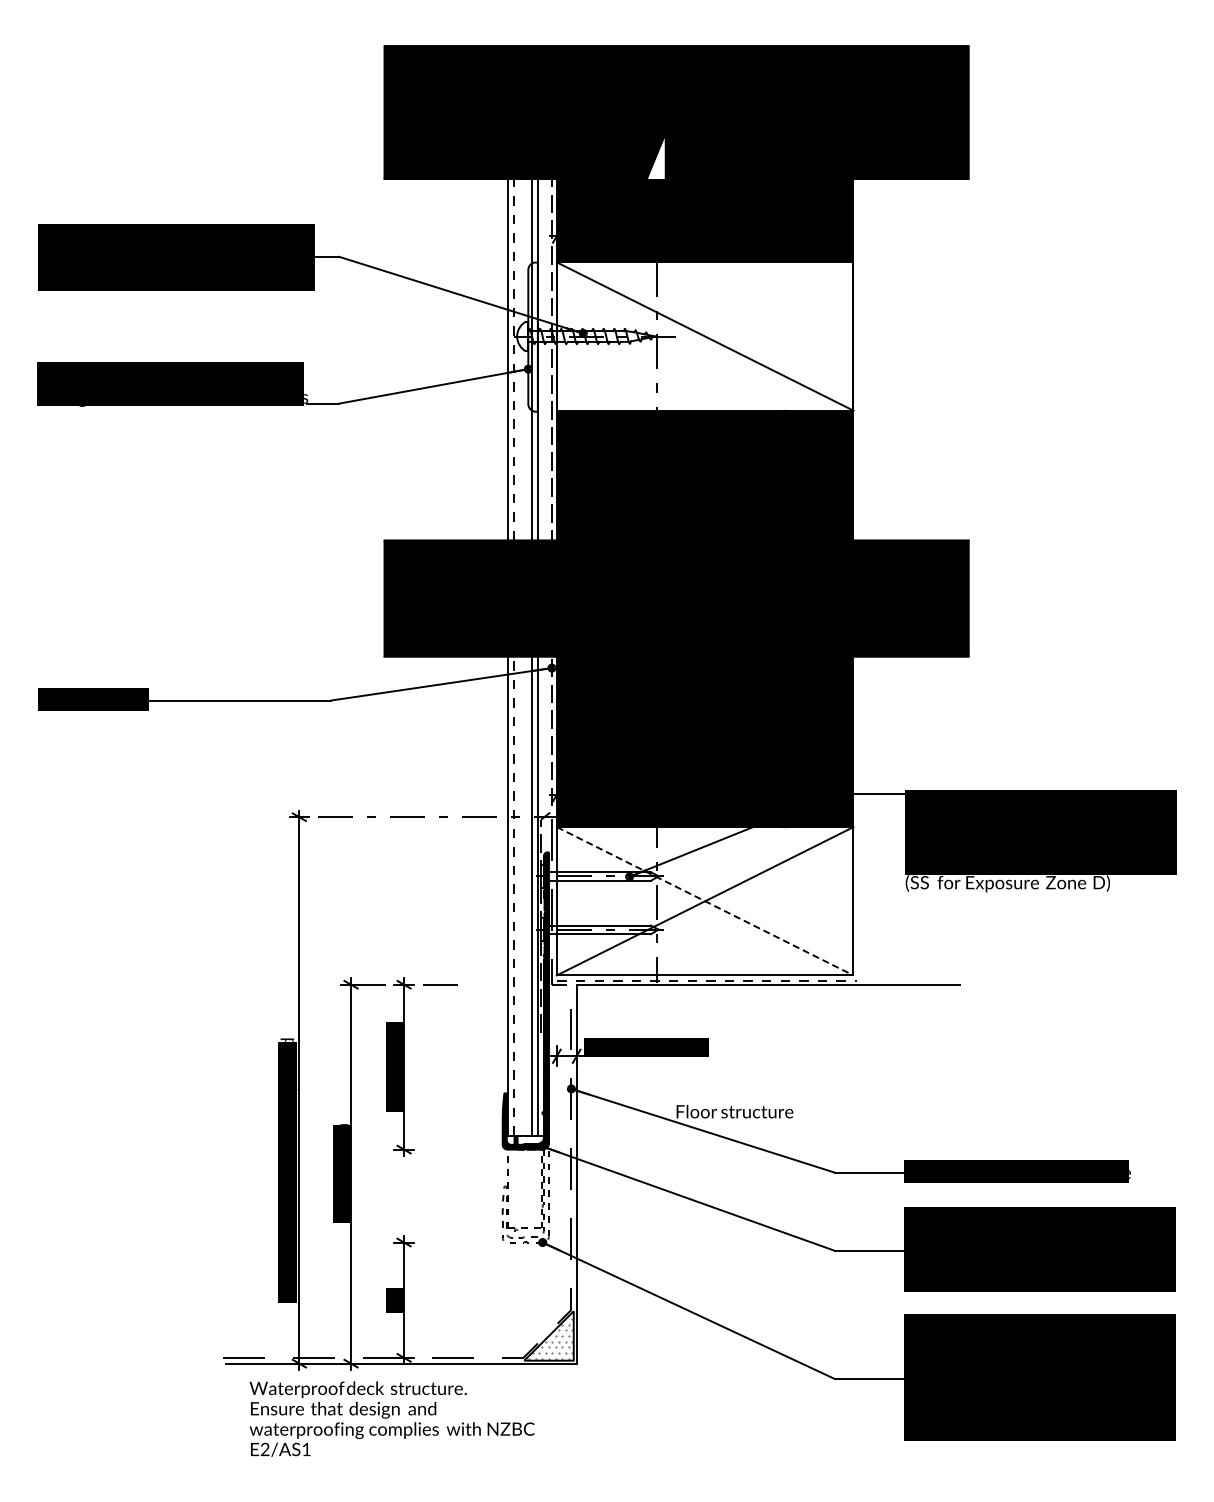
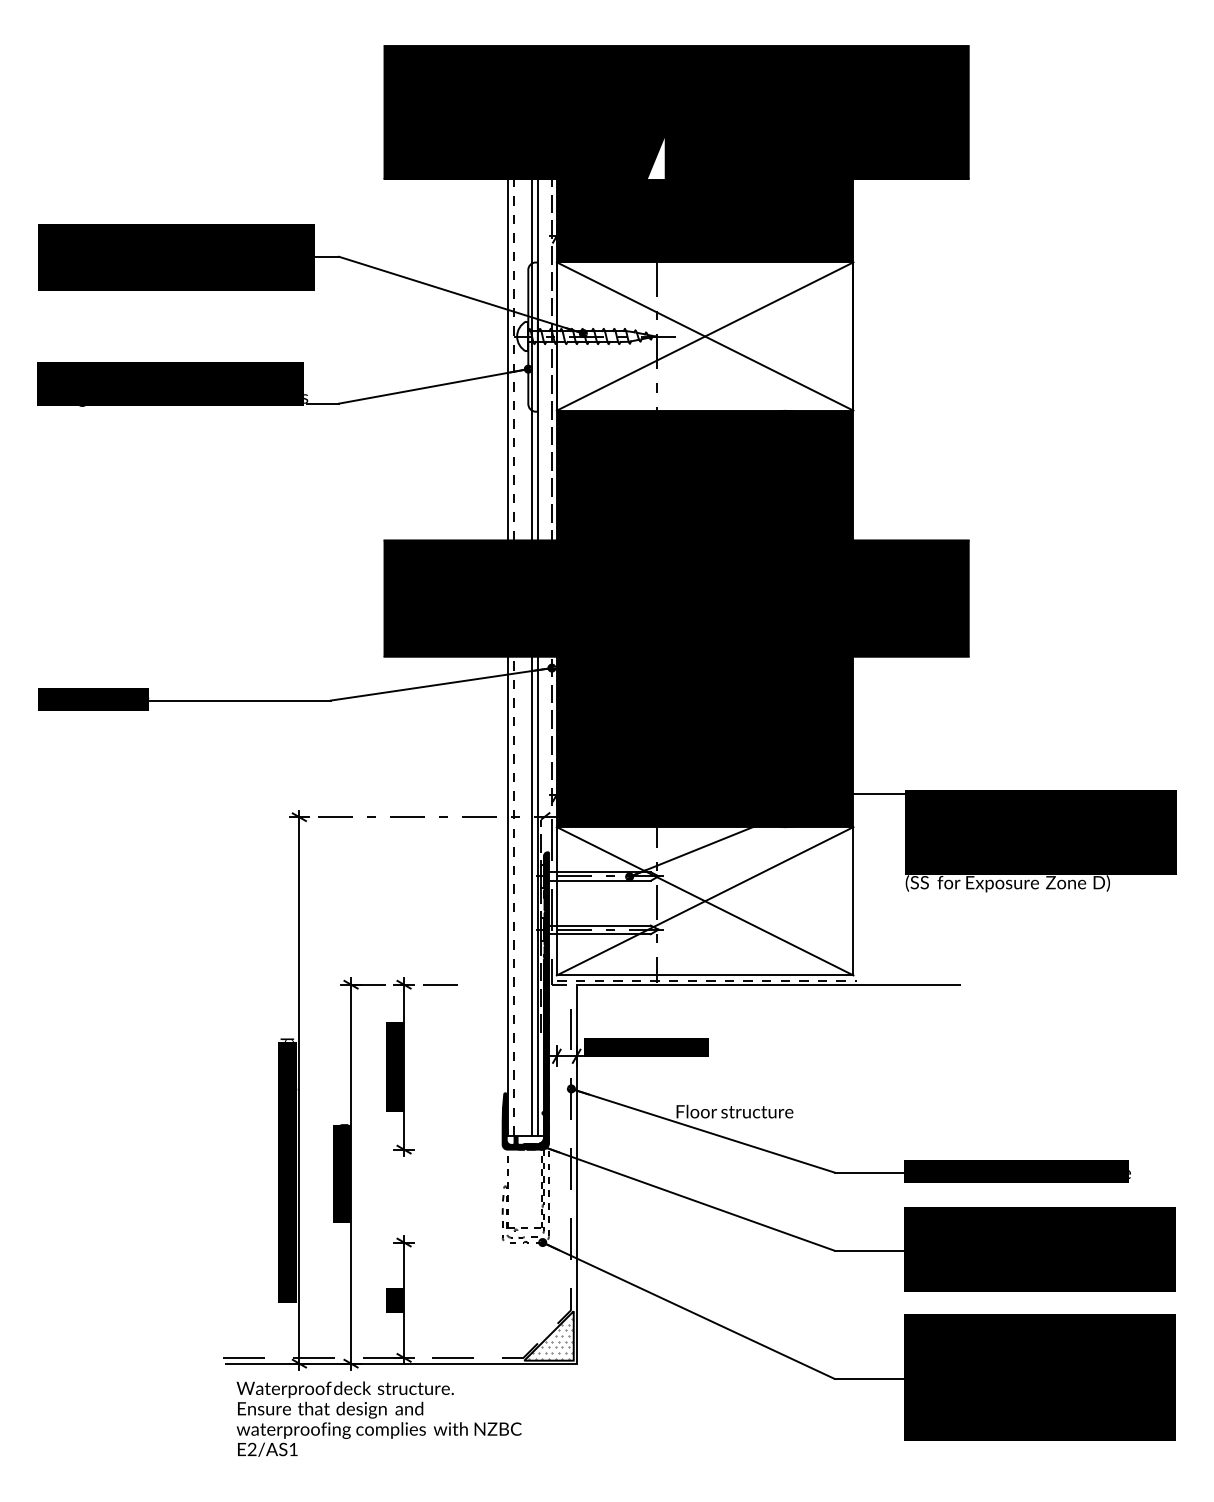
line: none -> present (704, 336)
line: dashed -> solid (705, 901)
text position: (391, 1418) -> (378, 1418) (378, 1418)
